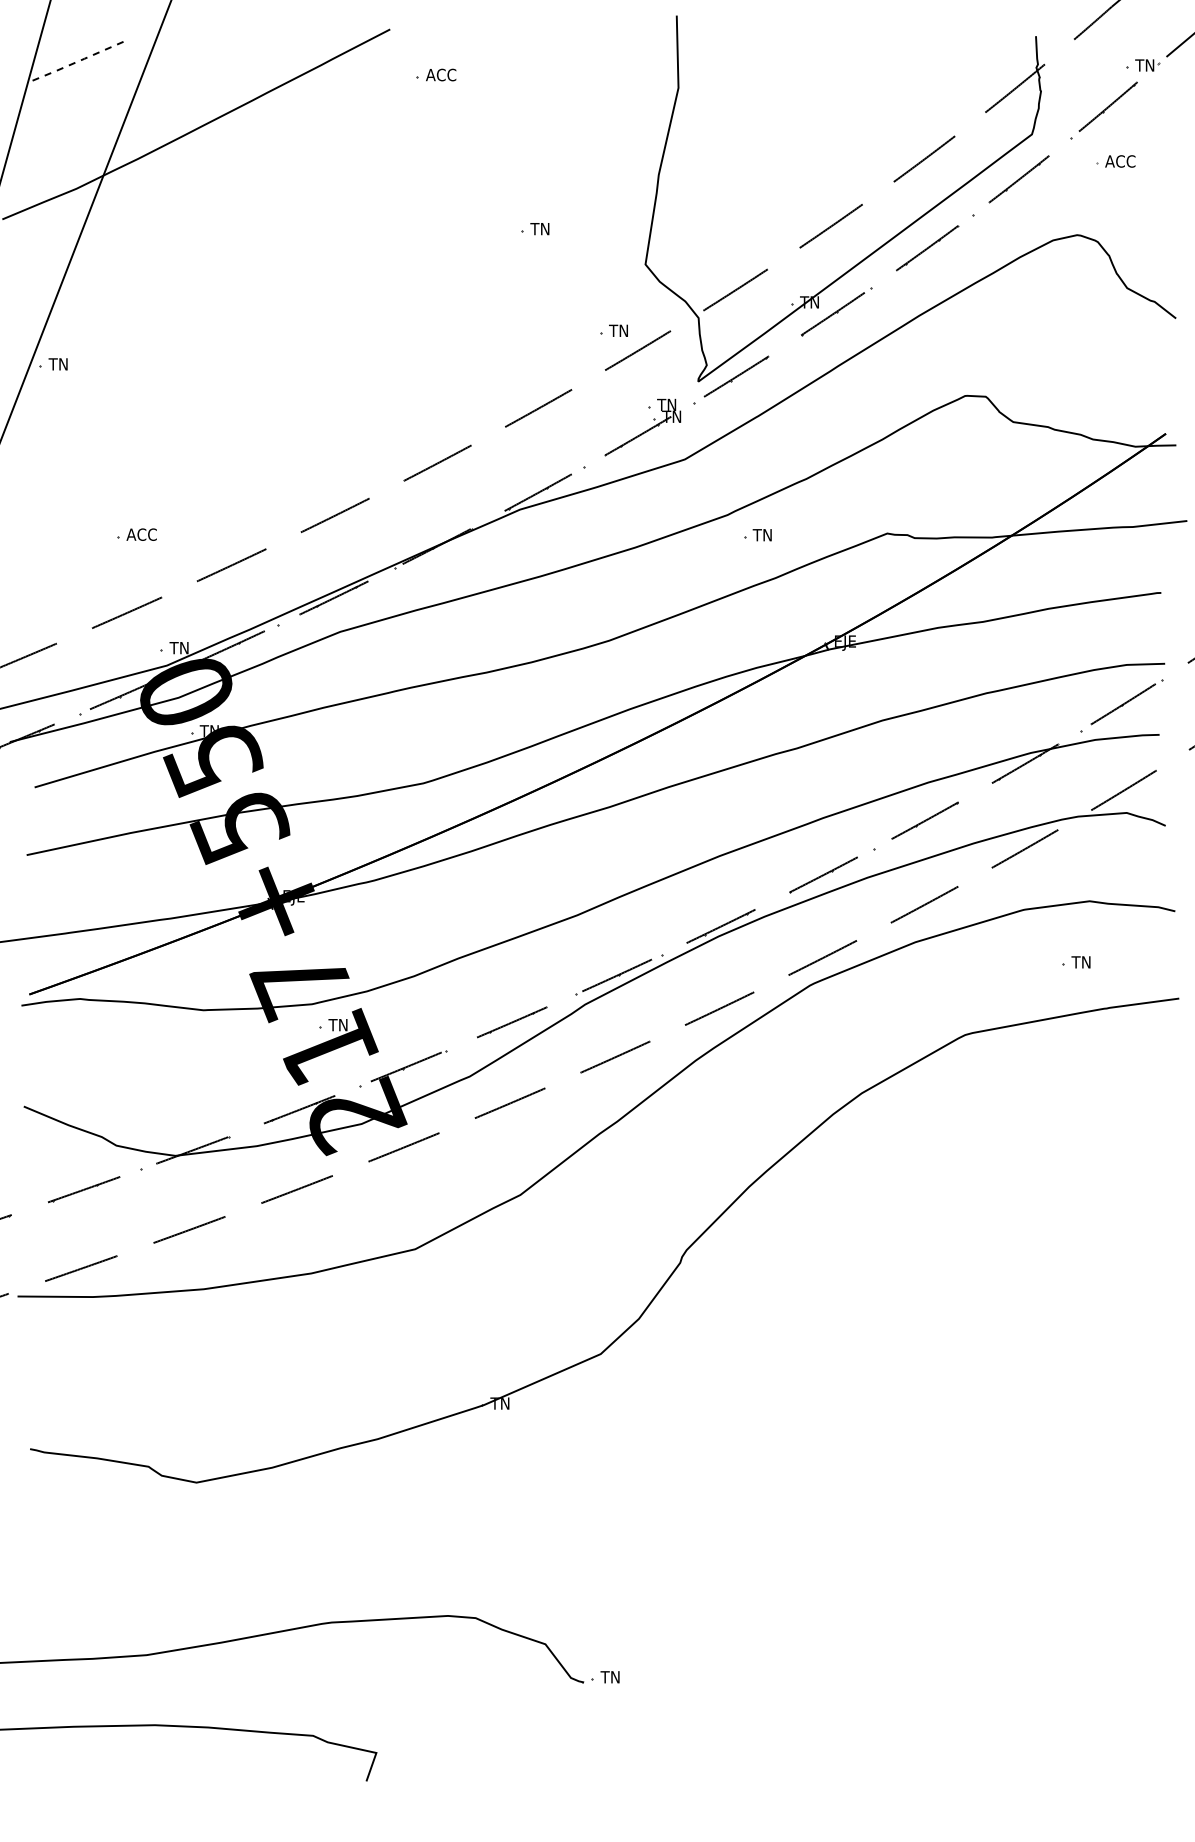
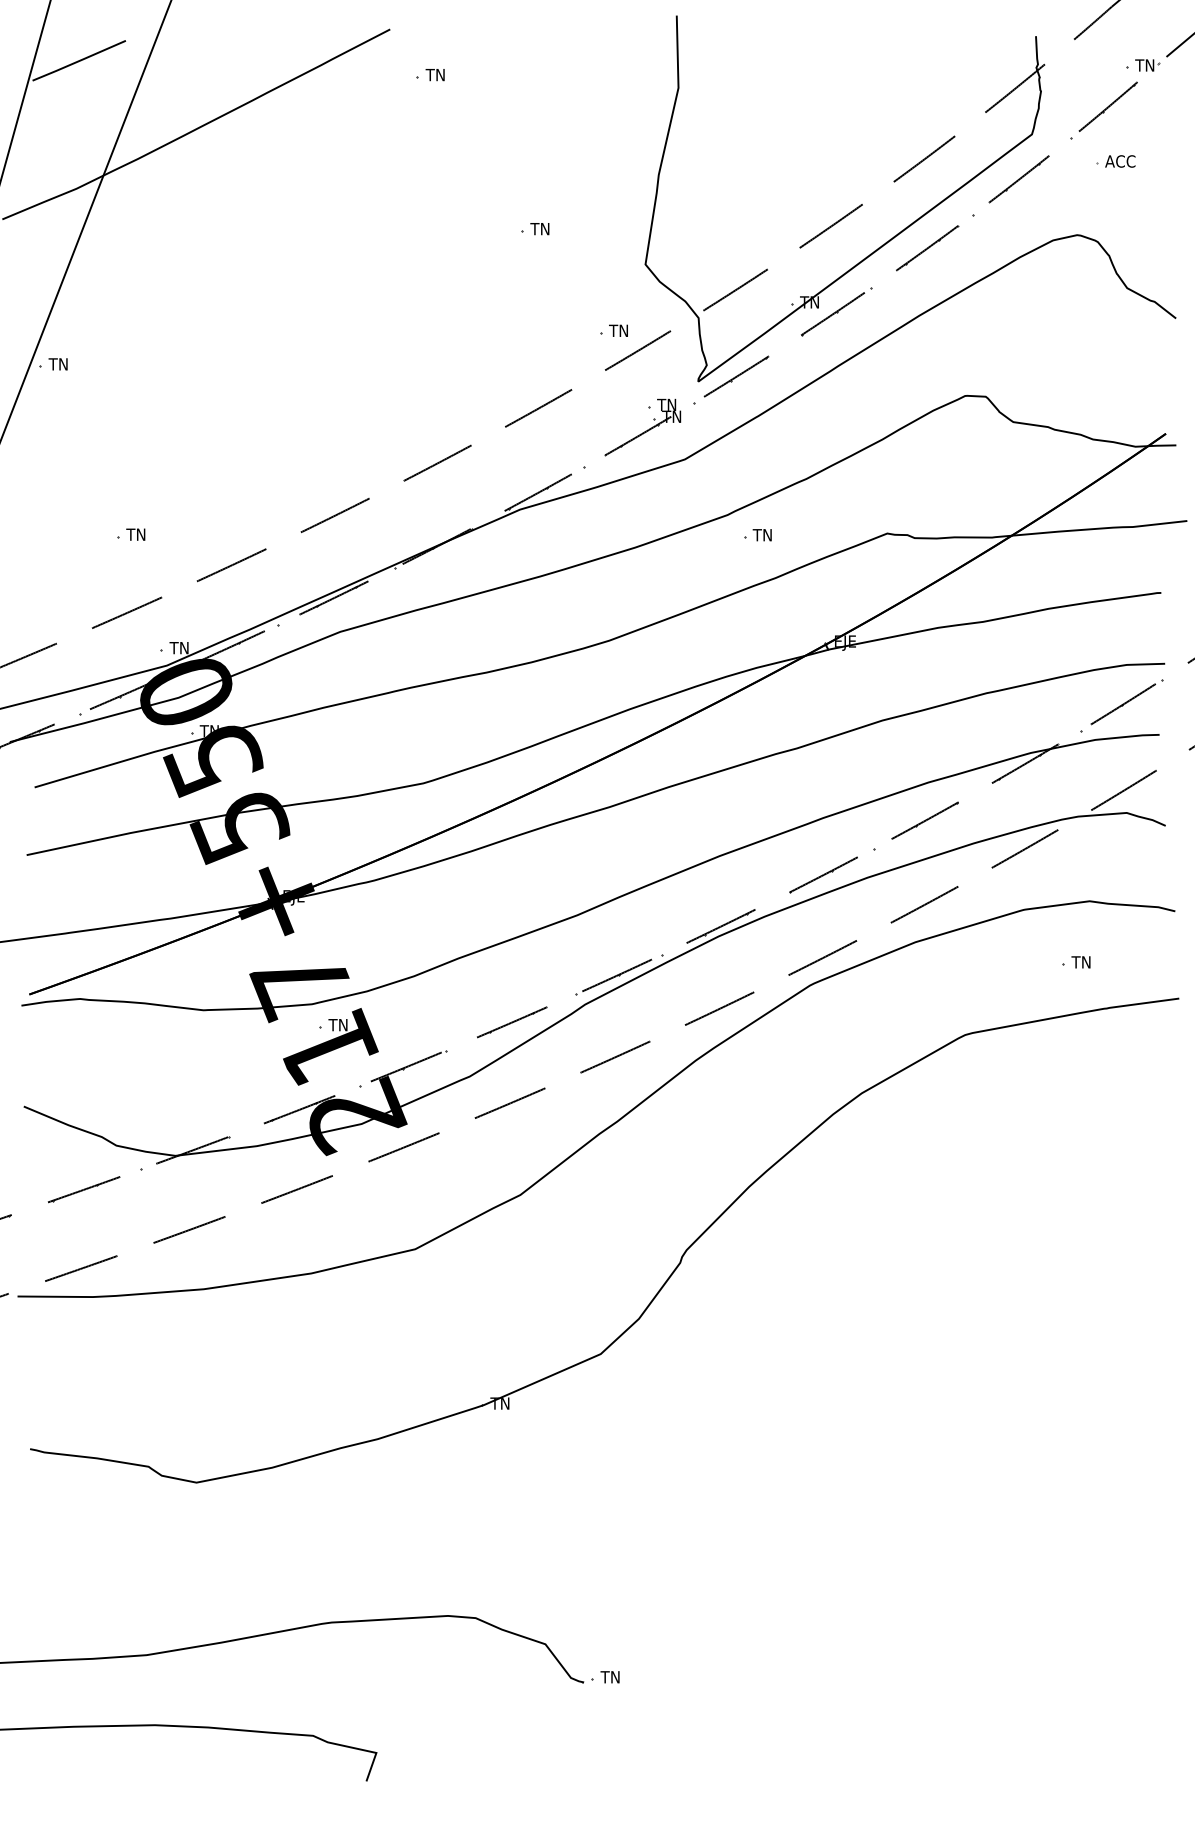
line: dashed -> solid (79, 60)
text: ACC -> TN (440, 74)
text: ACC -> TN (141, 534)
